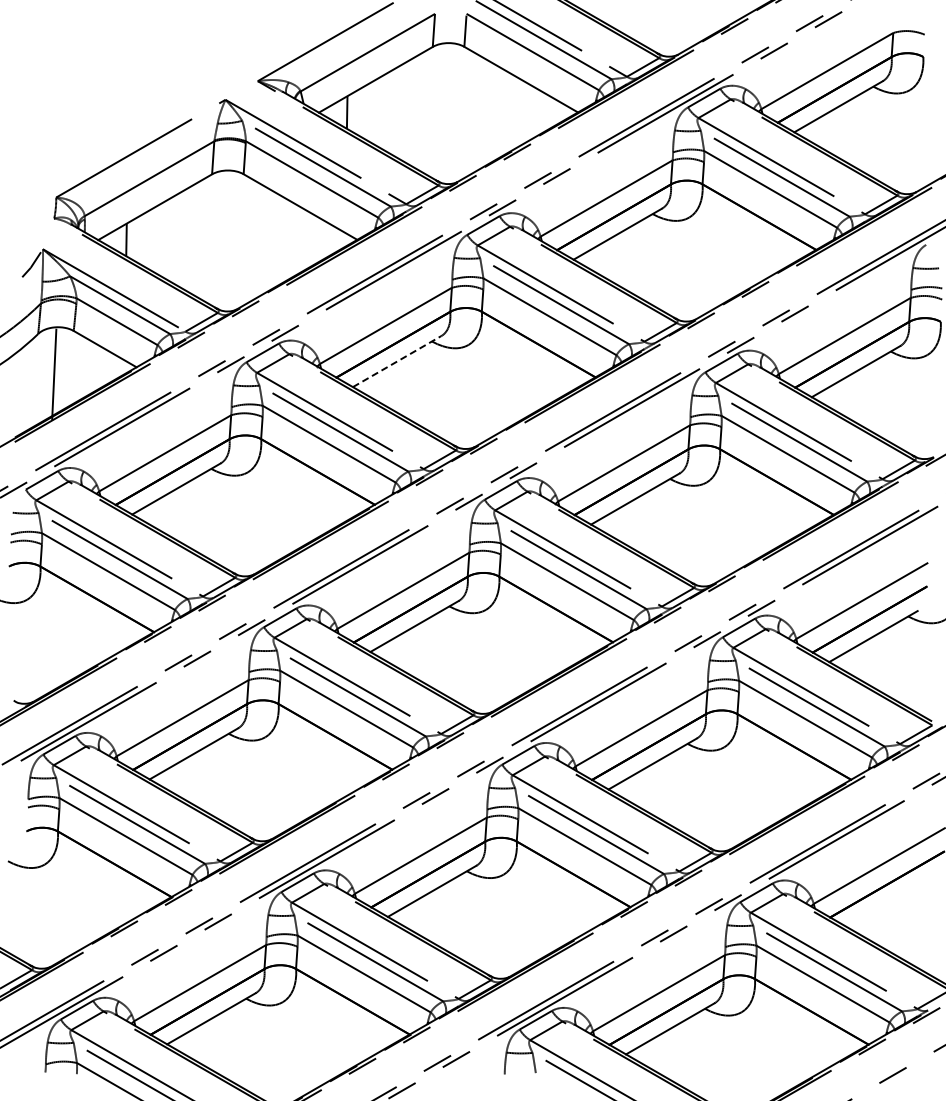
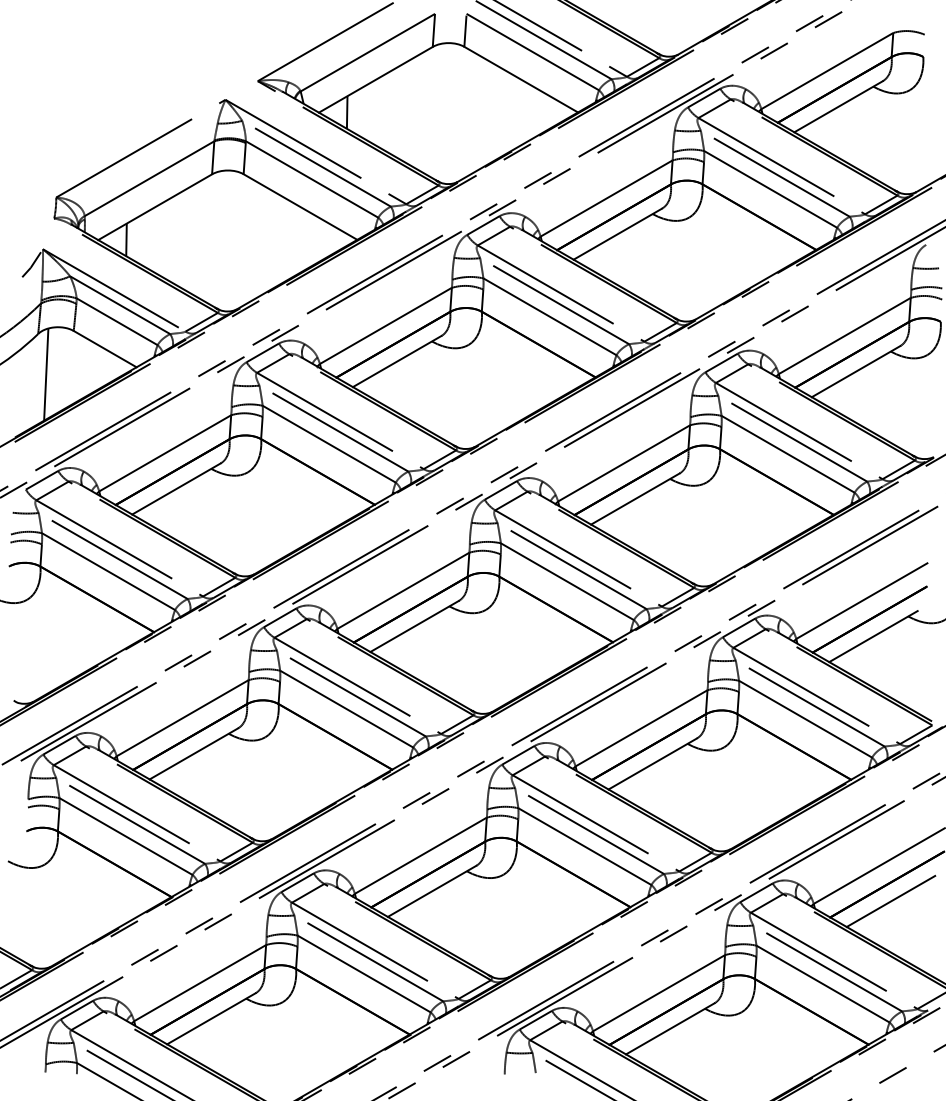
line: dashed -> solid (397, 361)
line position: (54, 374) -> (46, 374) (46, 374)
line: none -> present (890, 901)
